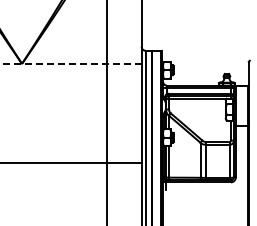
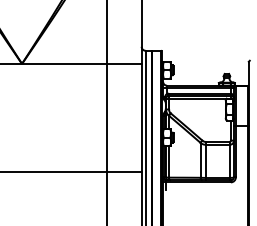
line: dashed -> solid (70, 63)
line position: (71, 163) -> (71, 172) (71, 172)
